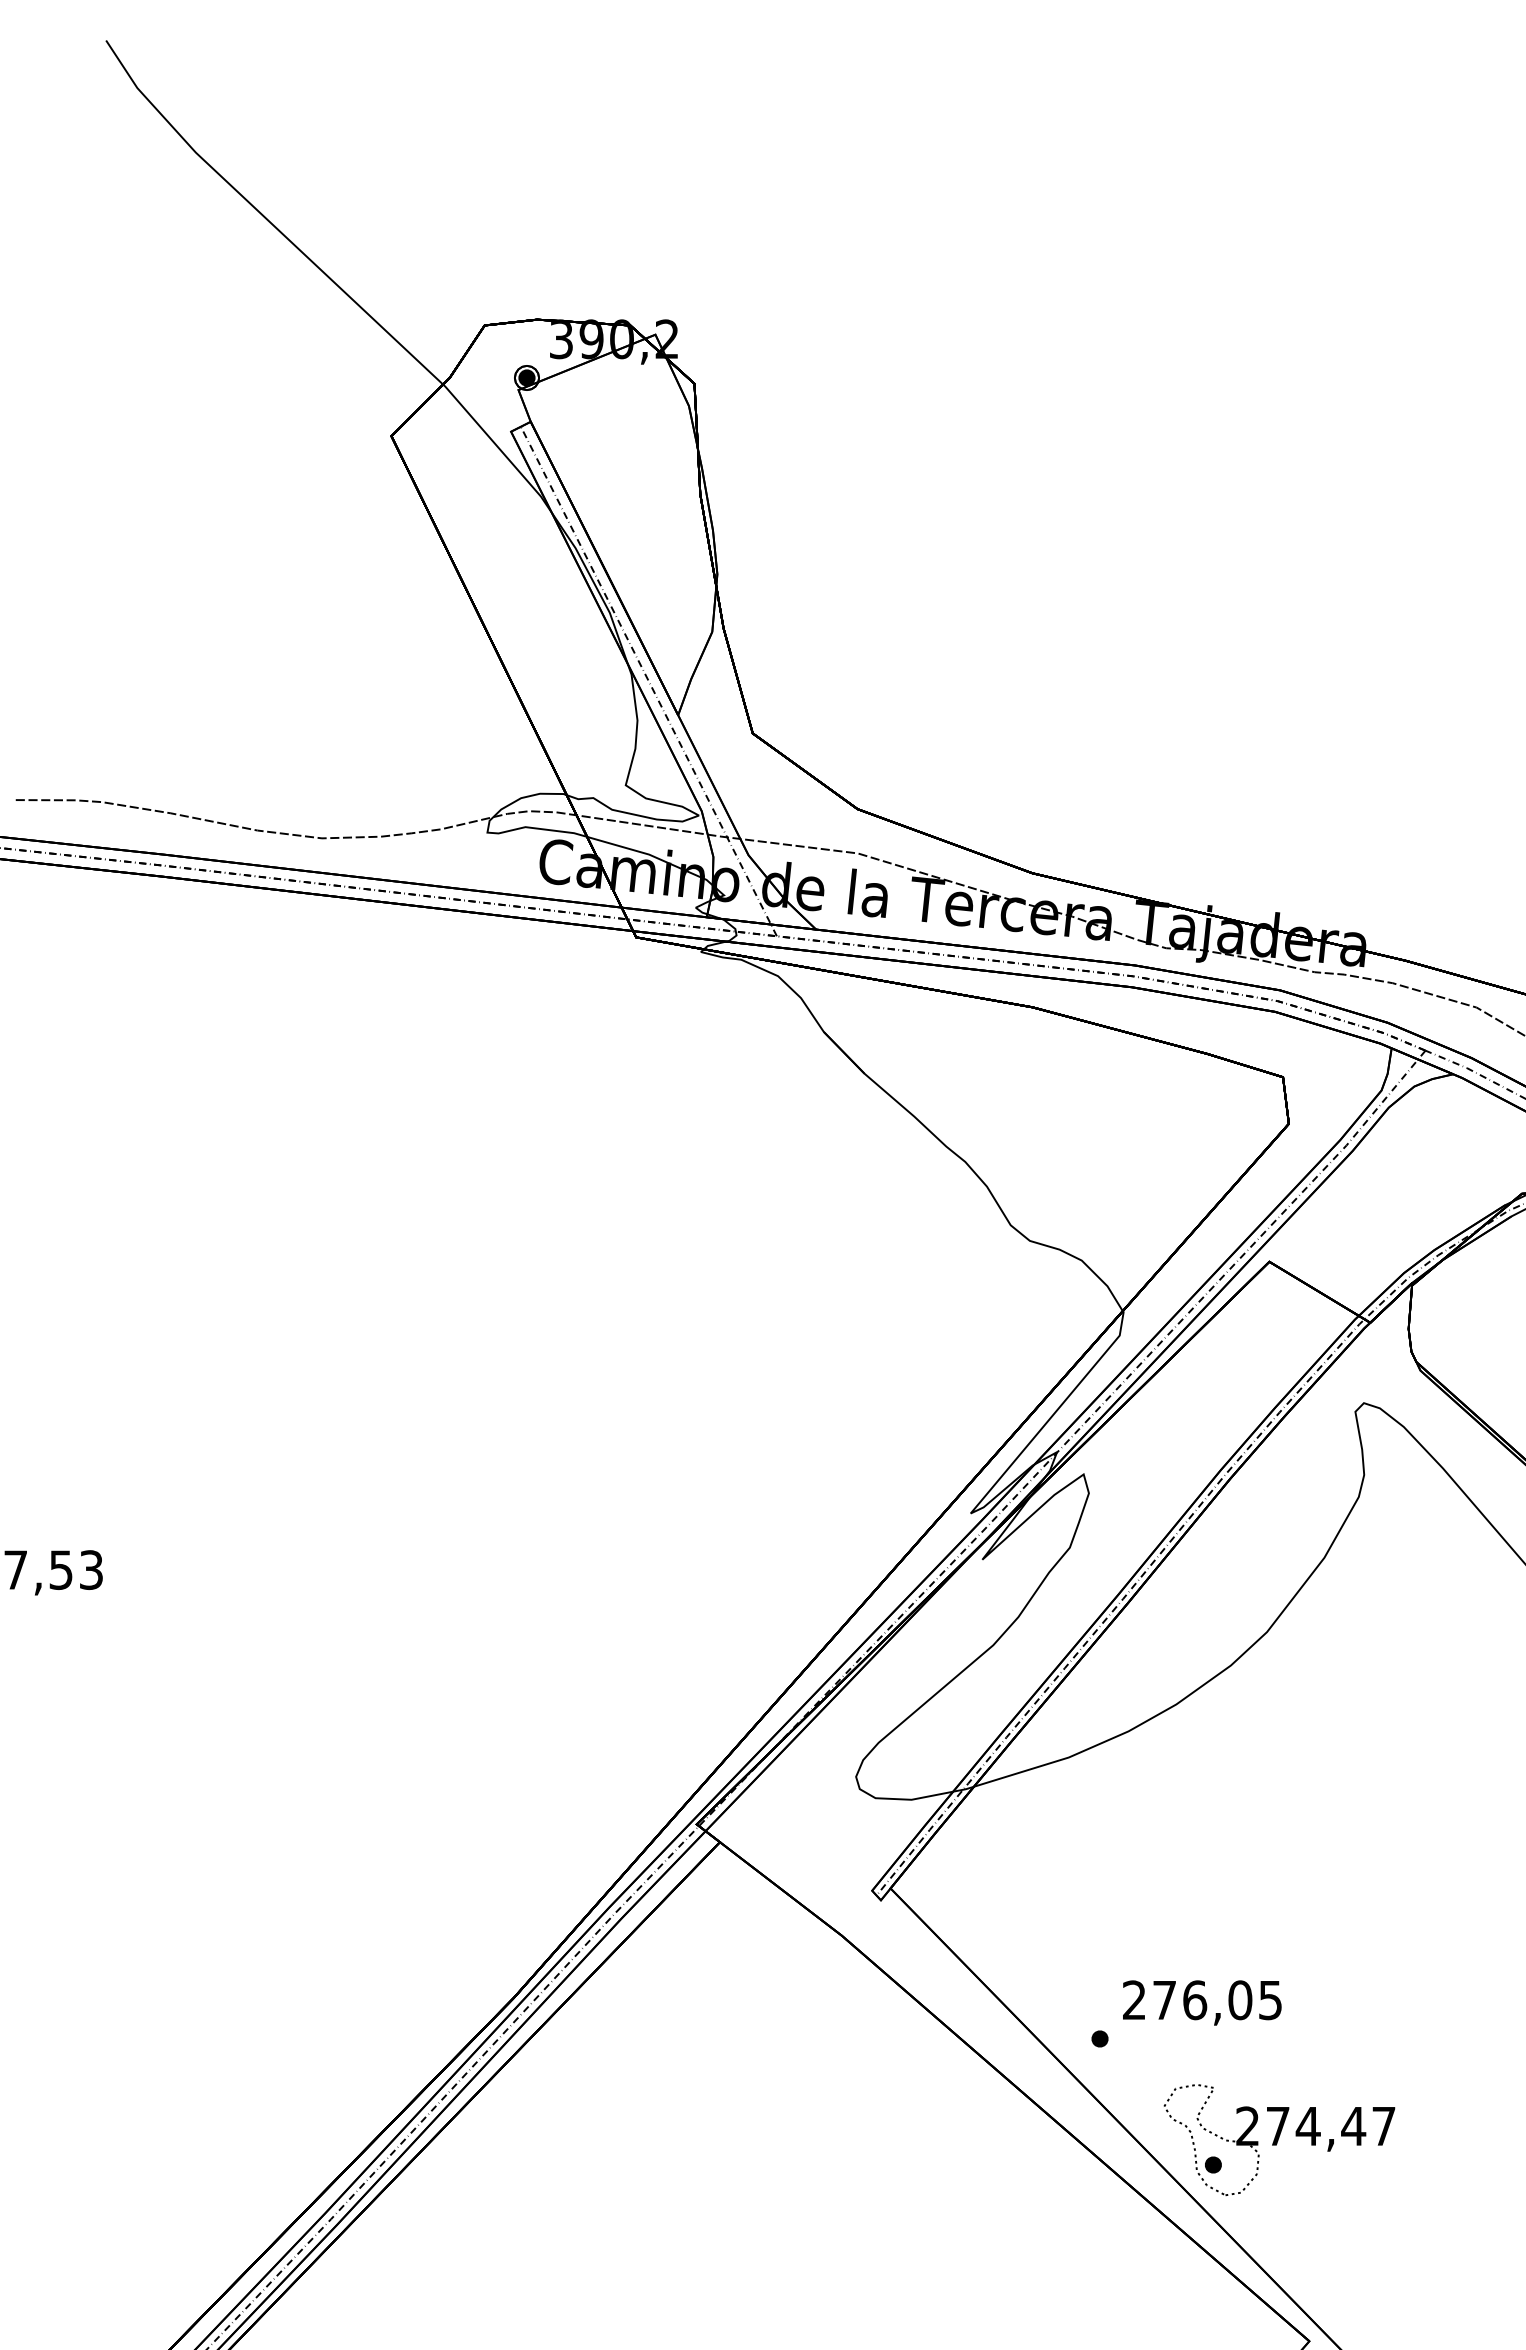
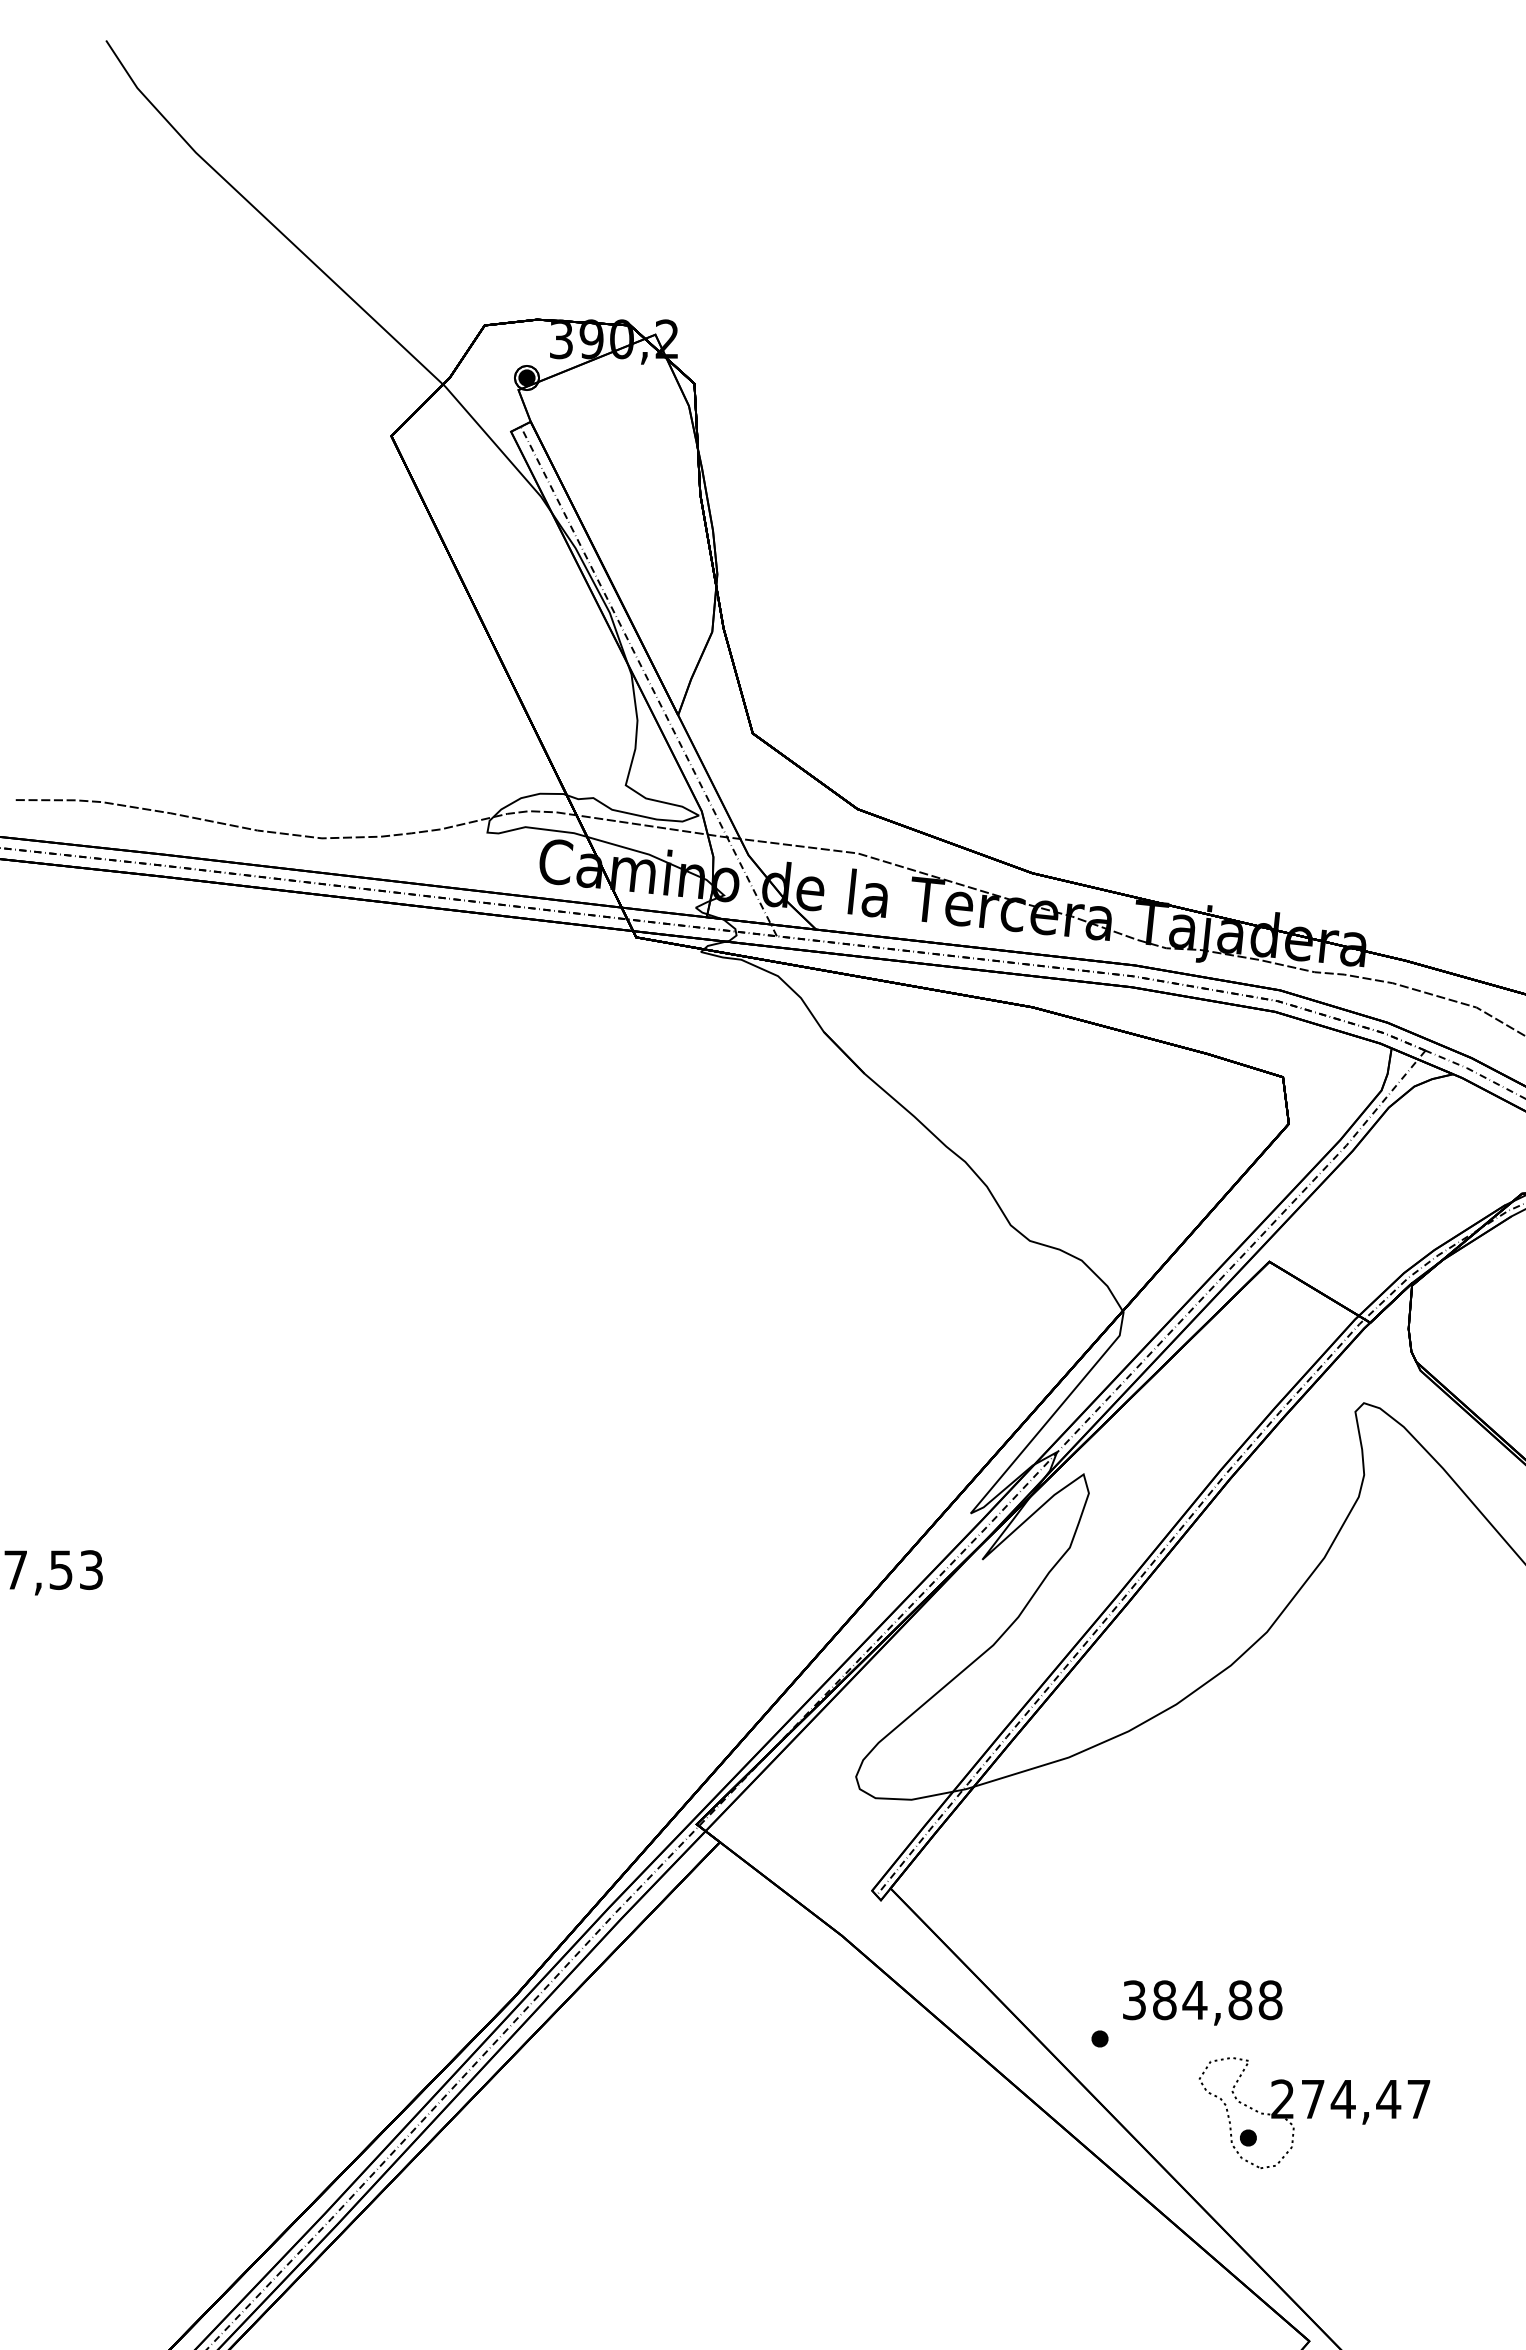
text: 276,05 -> 384,88 (1202, 2000)
part position: (1279, 2139) -> (1314, 2112) (1314, 2112)
